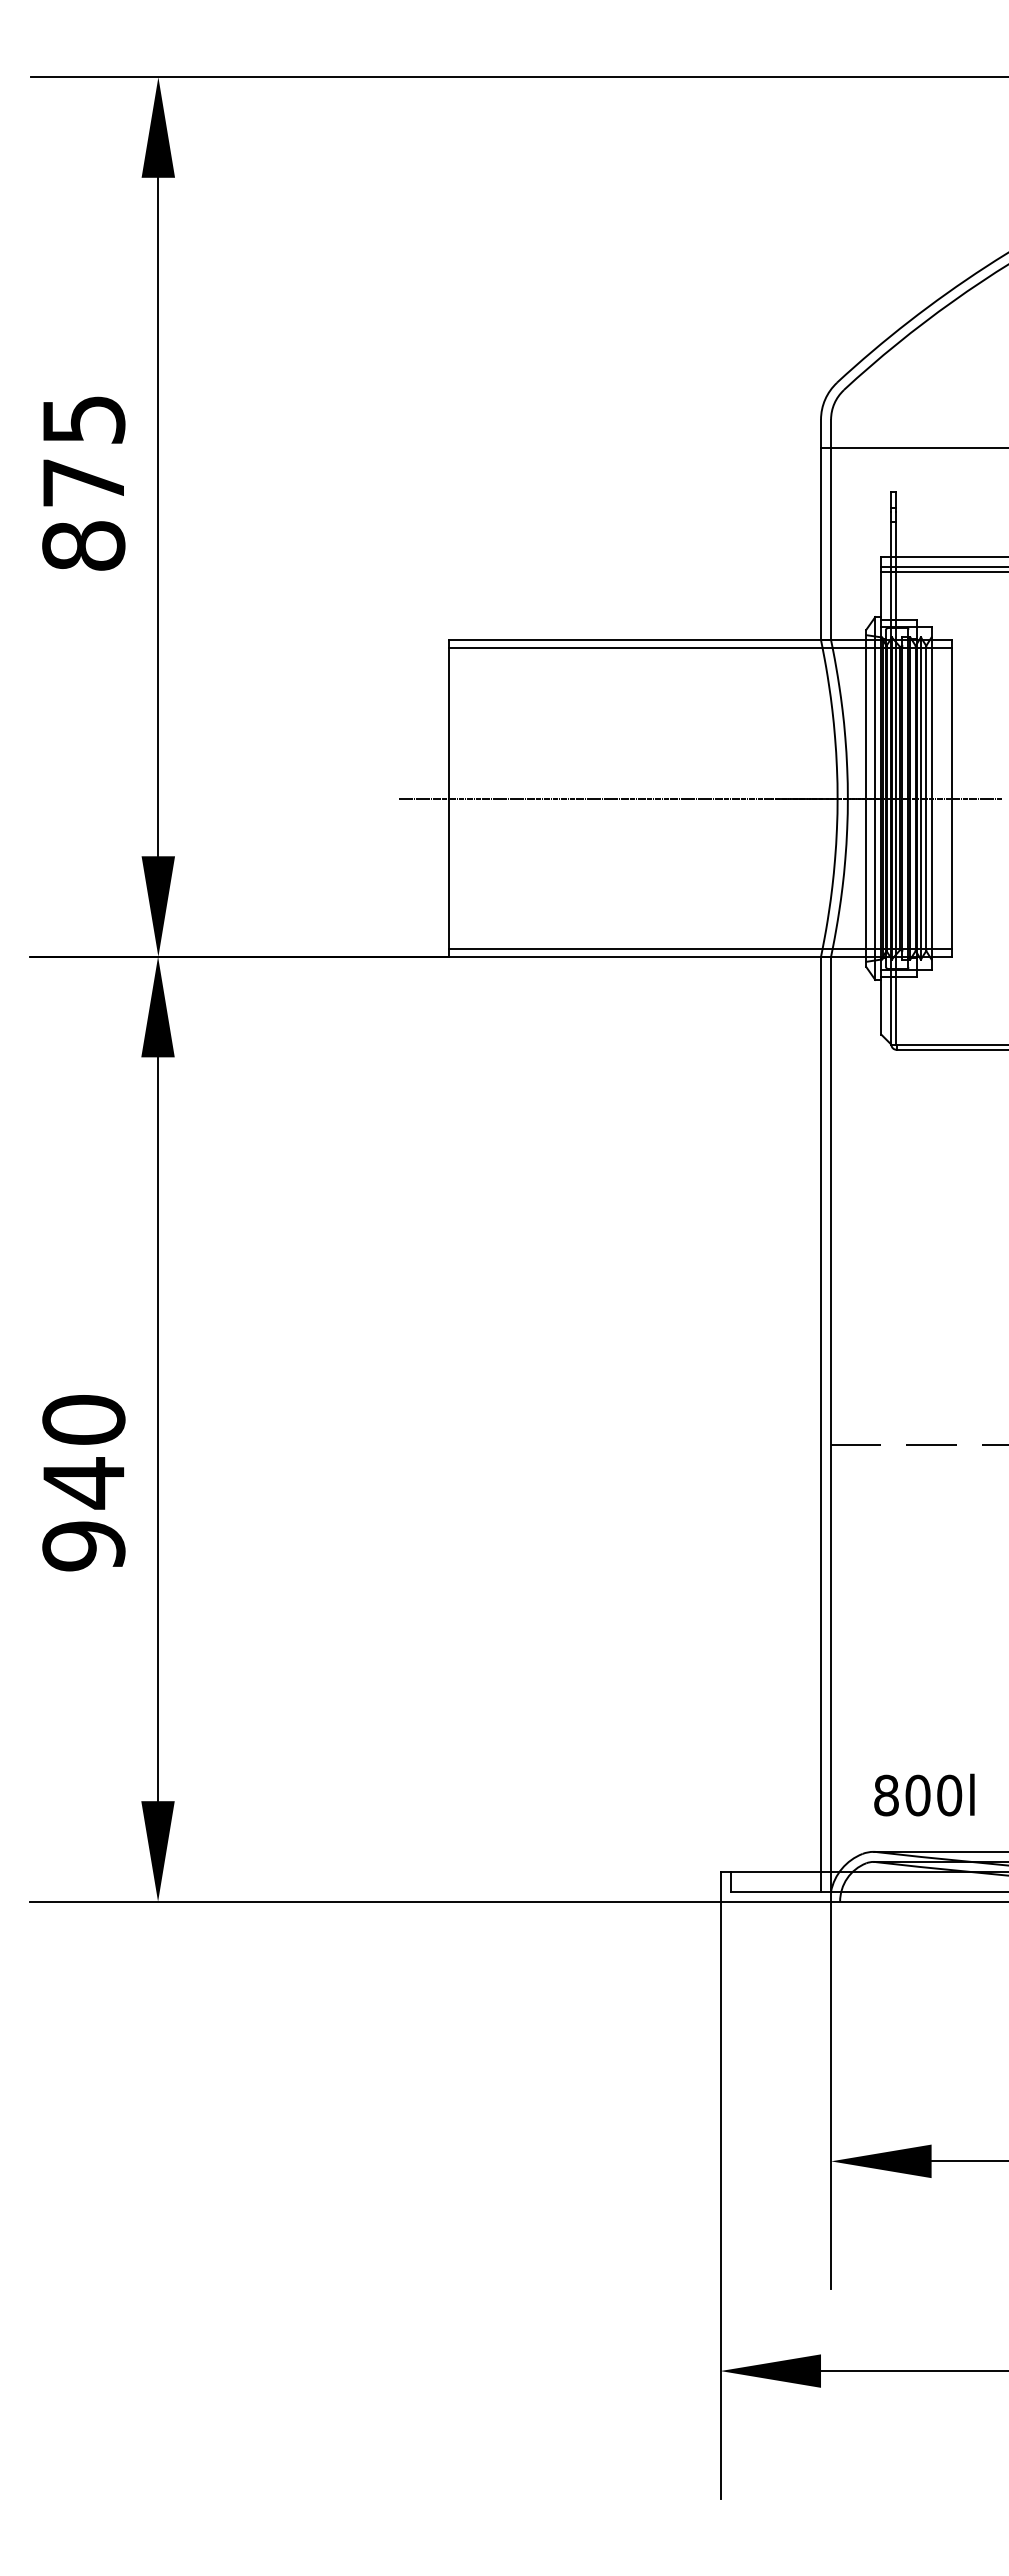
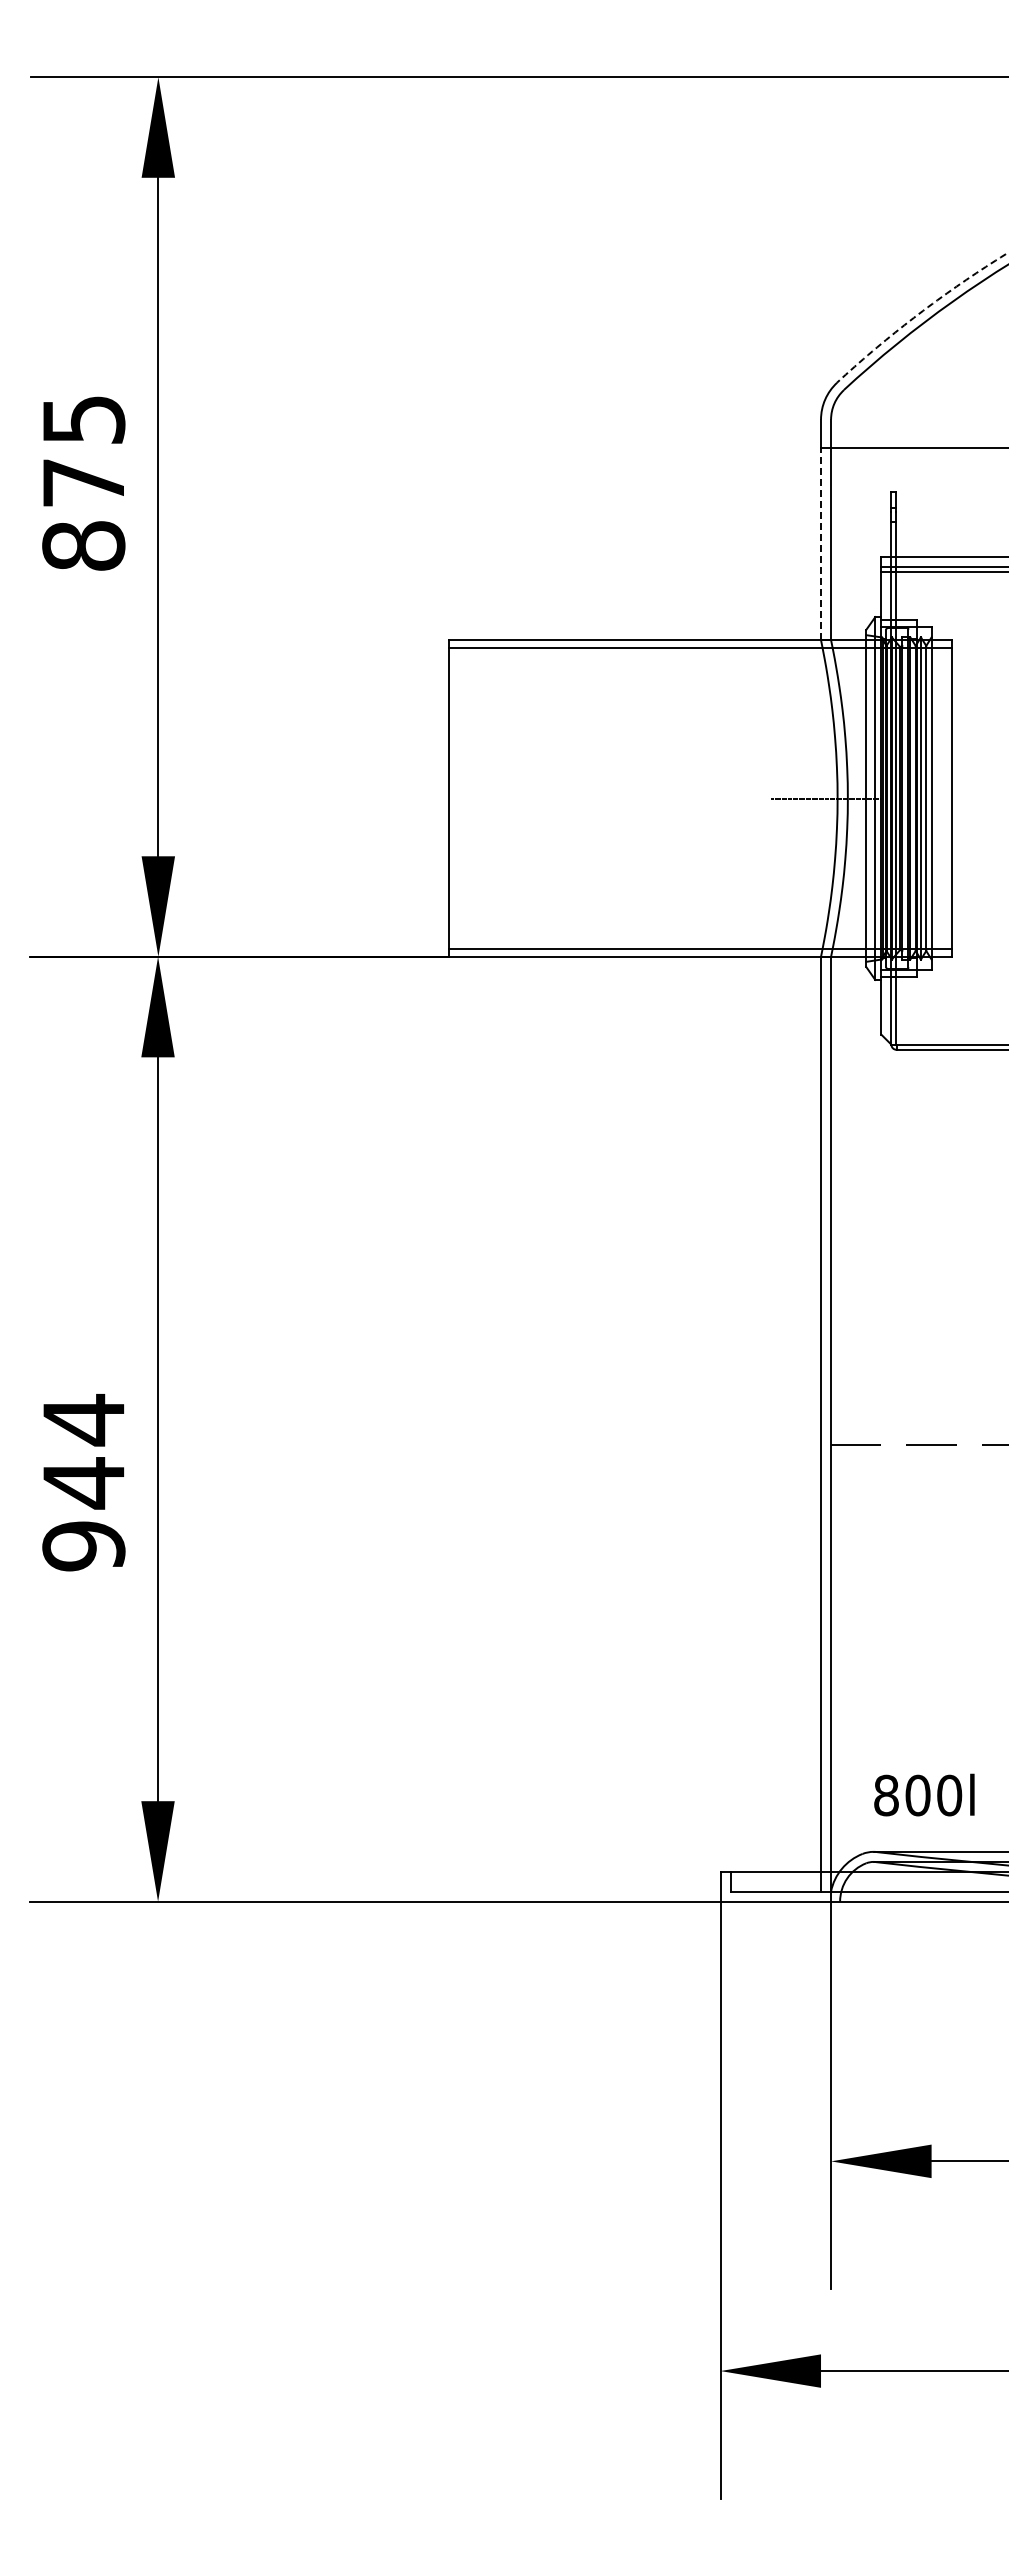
arc: solid -> dashed (920, 313)
line: solid -> dashed (821, 544)
line: present -> none (699, 798)
text: 940 -> 944 (83, 1420)
